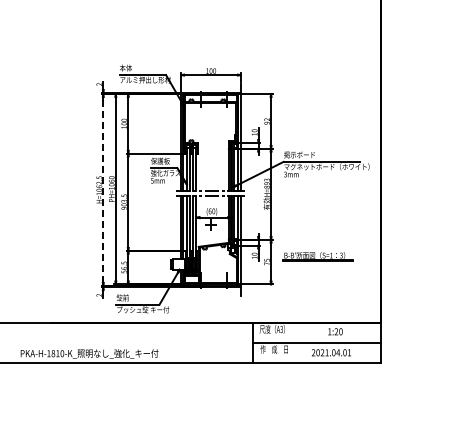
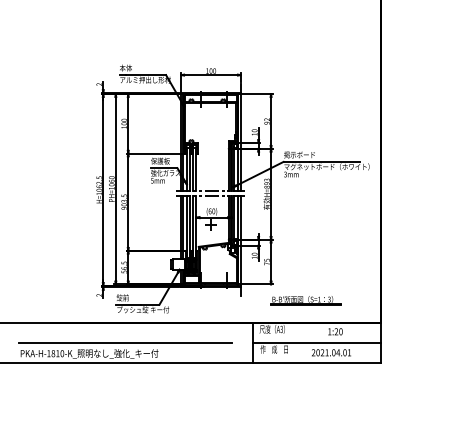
line: dashed -> solid (103, 189)
part position: (317, 256) -> (305, 300) (305, 300)
line: none -> present (124, 342)
